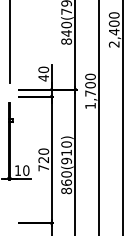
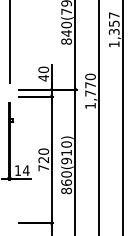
text: 2,400 -> 1,357 (113, 29)
text: 1,700 -> 1,770 (90, 85)
text: 10 -> 14 (25, 170)
